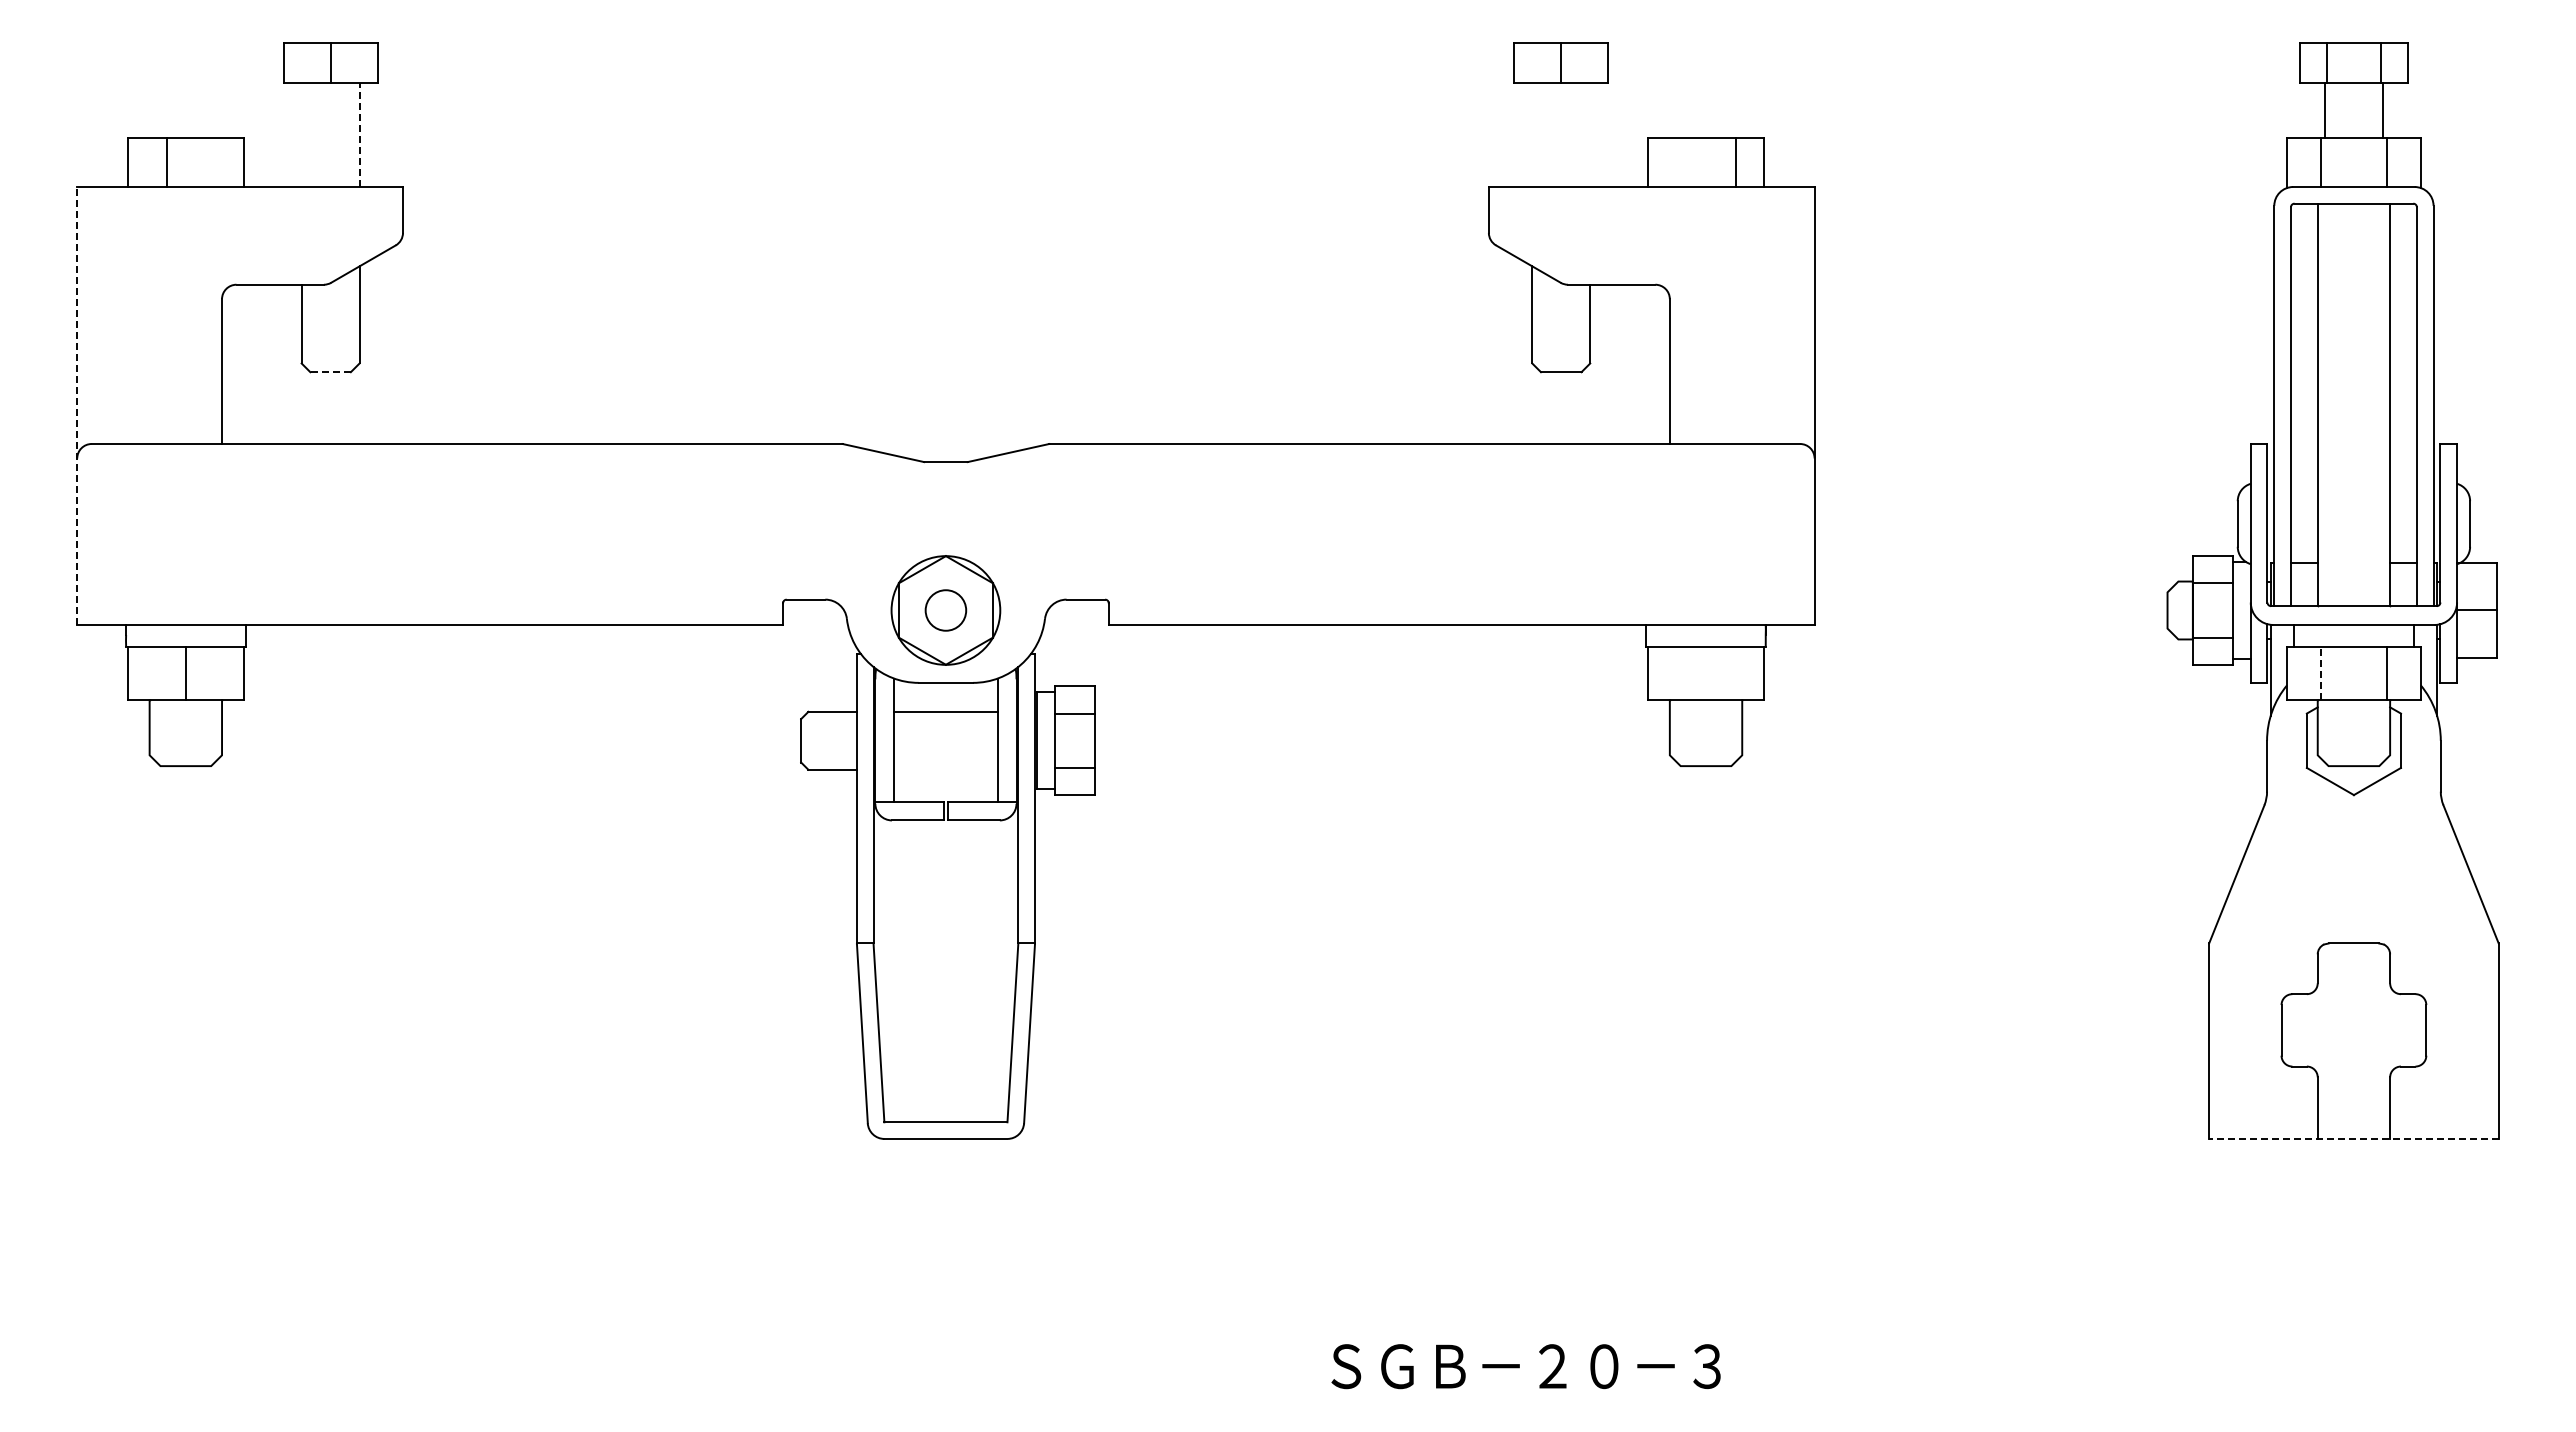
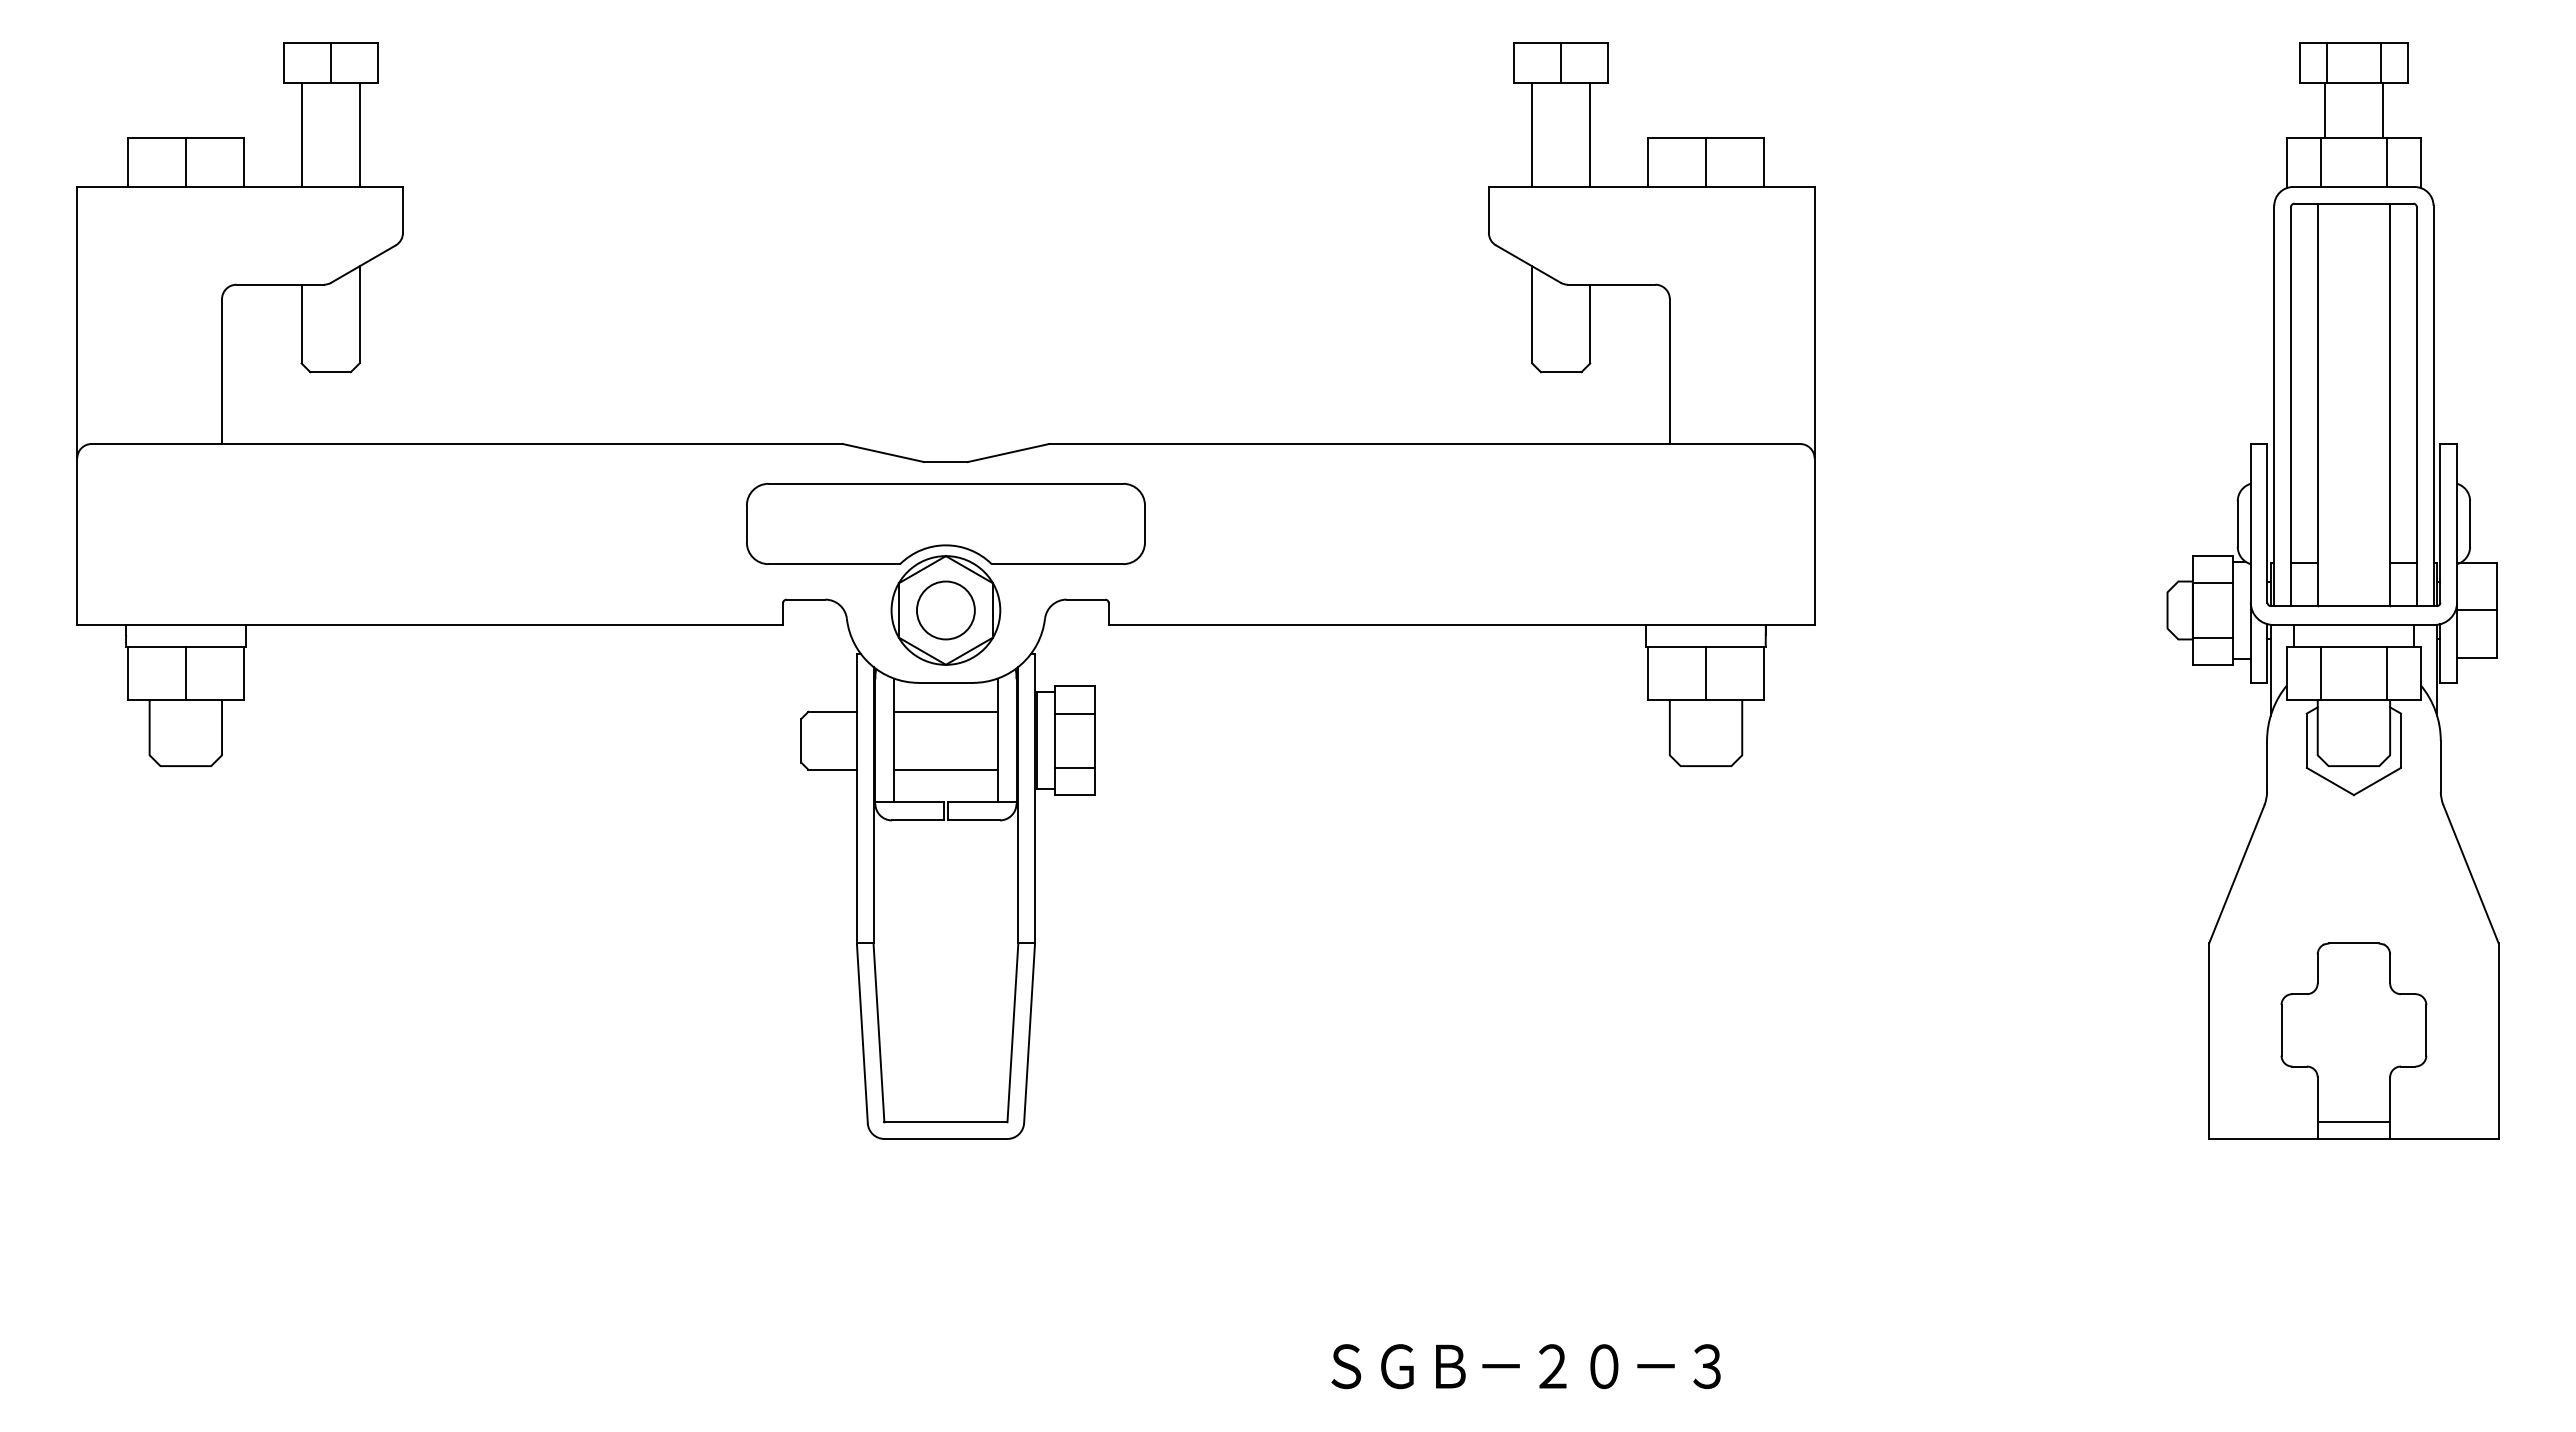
line: none -> present (301, 134)
line: dashed -> solid (359, 134)
line: none -> present (1532, 134)
line: none -> present (1590, 134)
line position: (166, 162) -> (185, 162) (185, 162)
line position: (1736, 162) -> (1706, 162) (1706, 162)
line: dashed -> solid (330, 372)
line: dashed -> solid (77, 406)
part: none -> present (945, 523)
circle diameter: 41 px -> 58 px (945, 610)
line: none -> present (1706, 672)
line: dashed -> solid (2320, 672)
line: none -> present (945, 769)
line: none -> present (2353, 1122)
line: dashed -> solid (2353, 1138)
